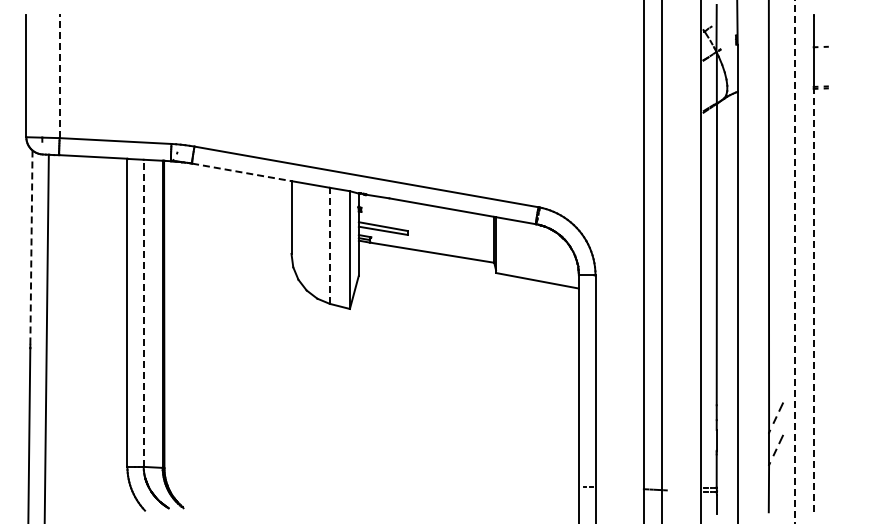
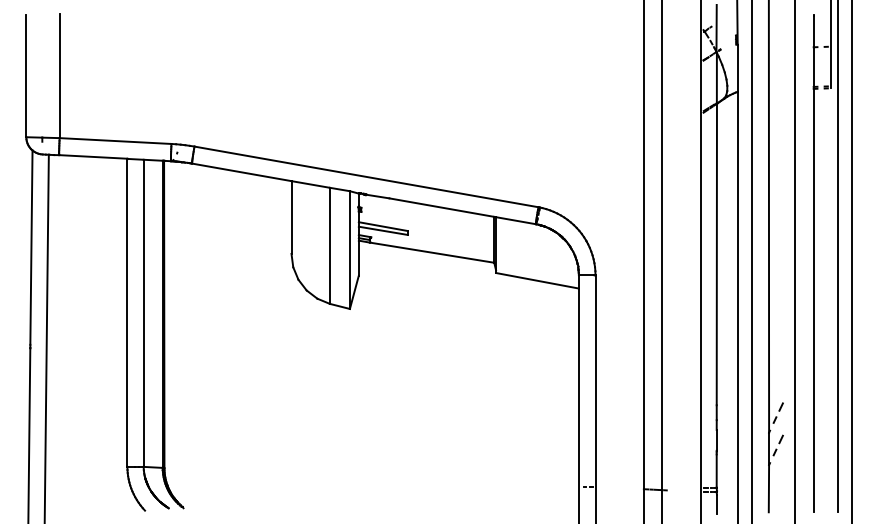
line: none -> present (830, 45)
line: dashed -> solid (59, 76)
line: dashed -> solid (242, 172)
line: dashed -> solid (329, 245)
line: dashed -> solid (31, 248)
line: none -> present (837, 257)
line: dashed -> solid (794, 260)
line: none -> present (751, 261)
line: none -> present (851, 261)
line: dashed -> solid (813, 300)
line: dashed -> solid (143, 313)
